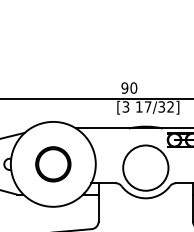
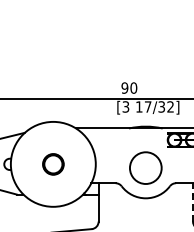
part size: 37x37 px -> 23x23 px (53, 164)
circle diameter: 45 px -> 32 px (145, 167)
line: solid -> dashed (193, 201)
